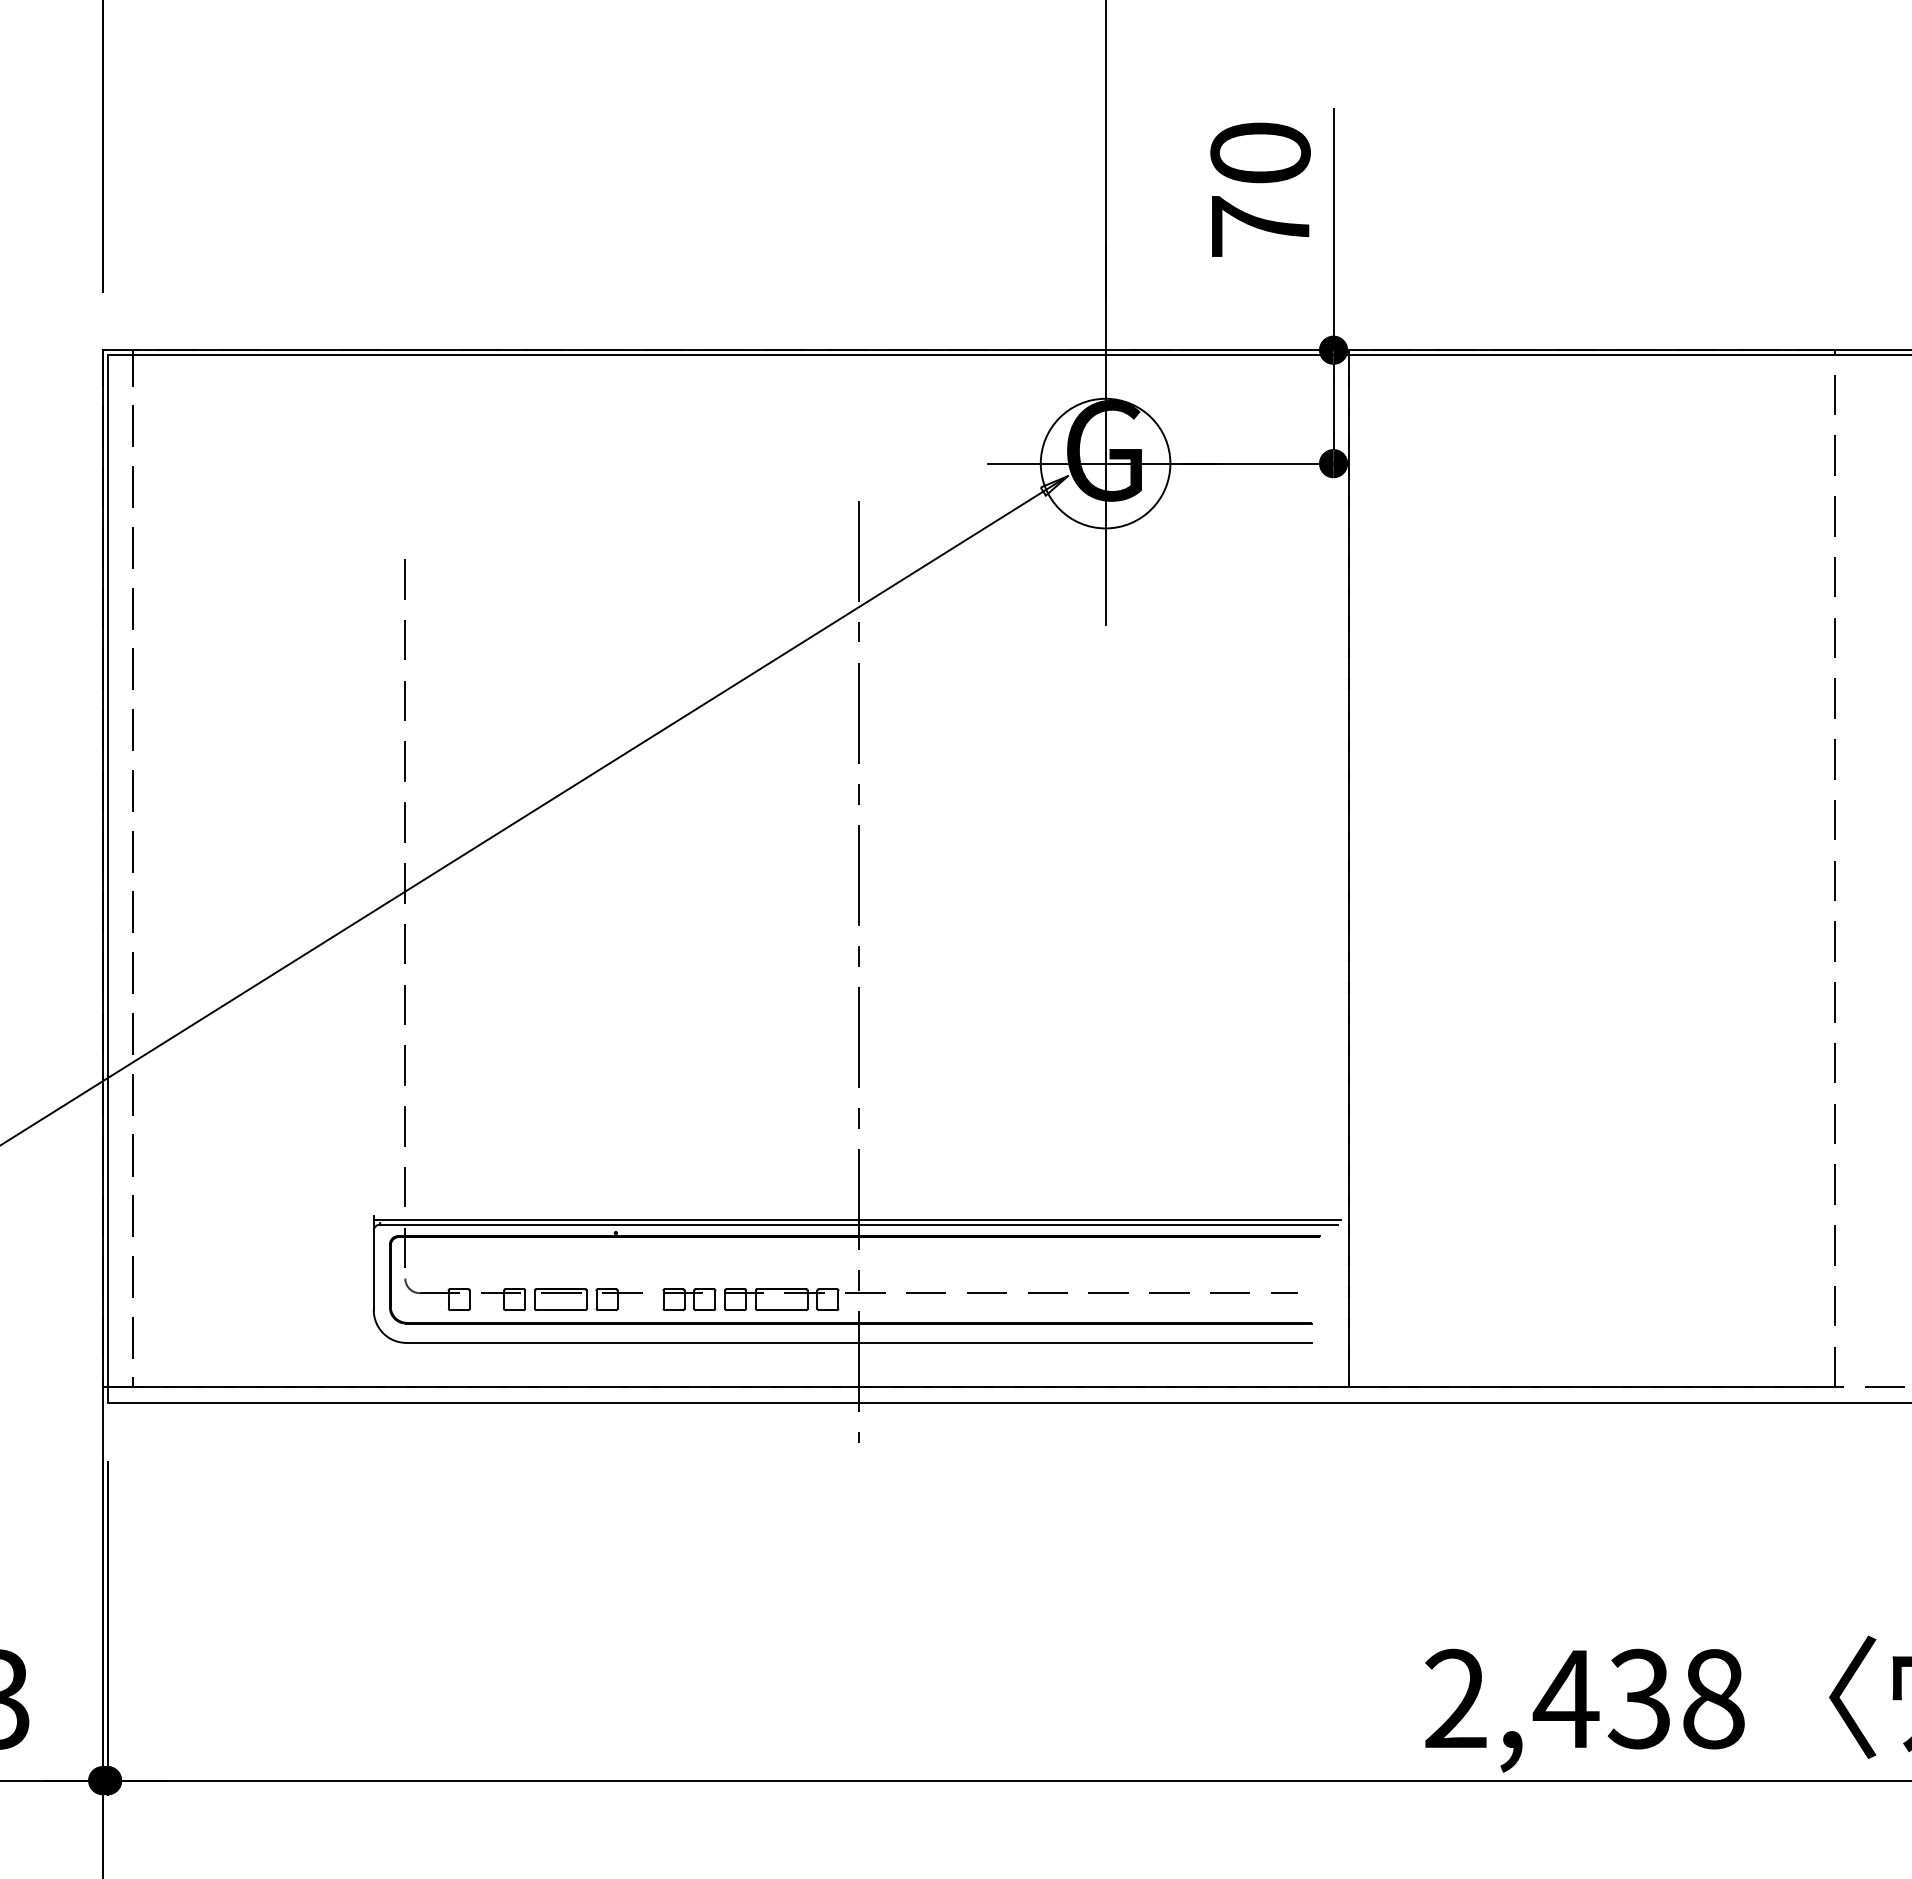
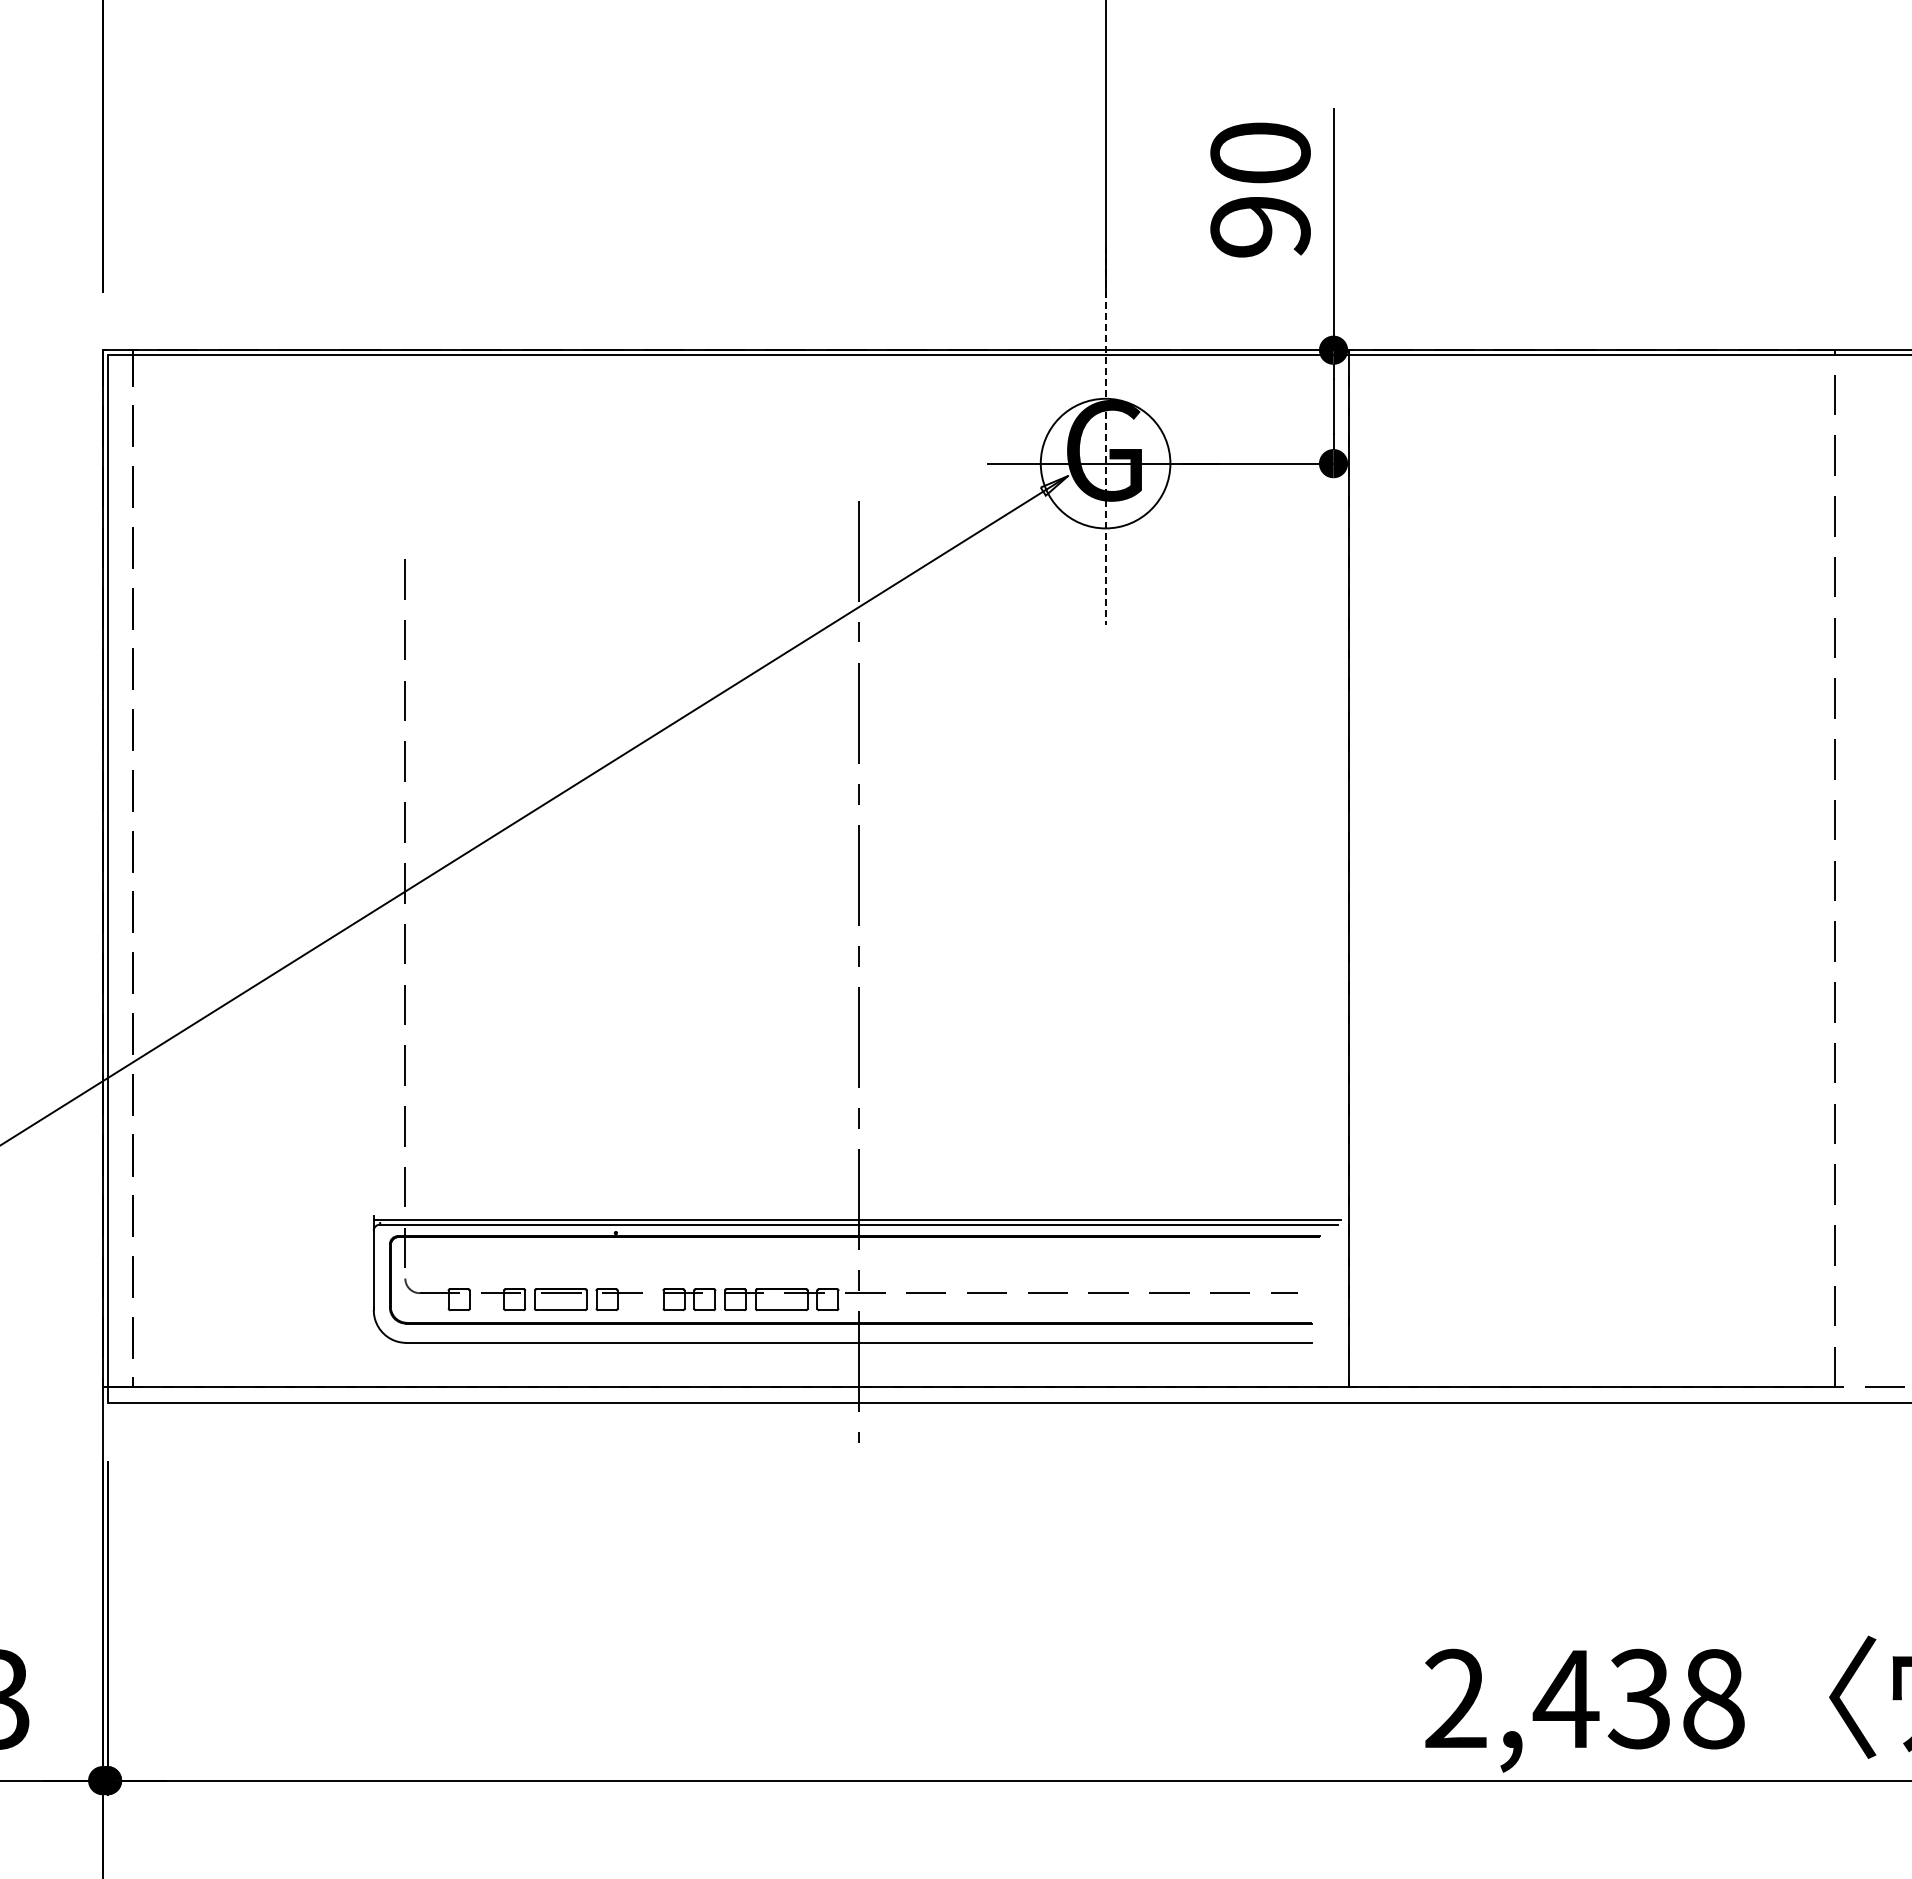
text: 70 -> 90 (1260, 226)
line: solid -> dashed (1105, 435)
